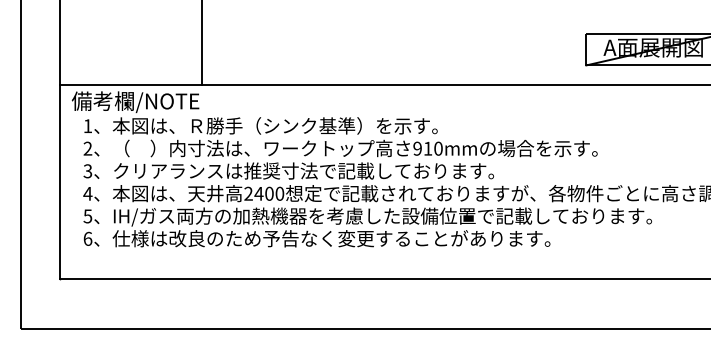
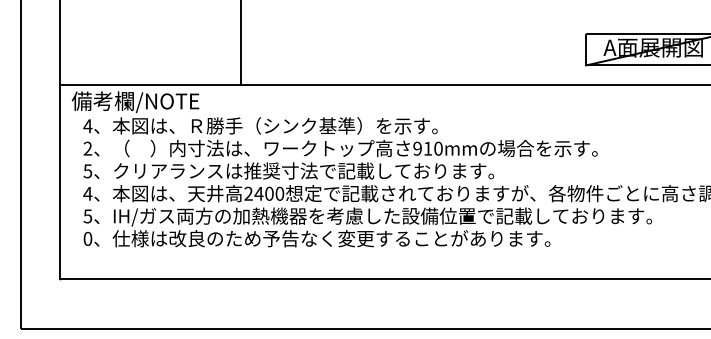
line position: (201, 43) -> (240, 43) (240, 43)
text: 1 -> 4 (87, 125)
text: 3 -> 5 (88, 170)
text: 6 -> 0 (87, 238)
